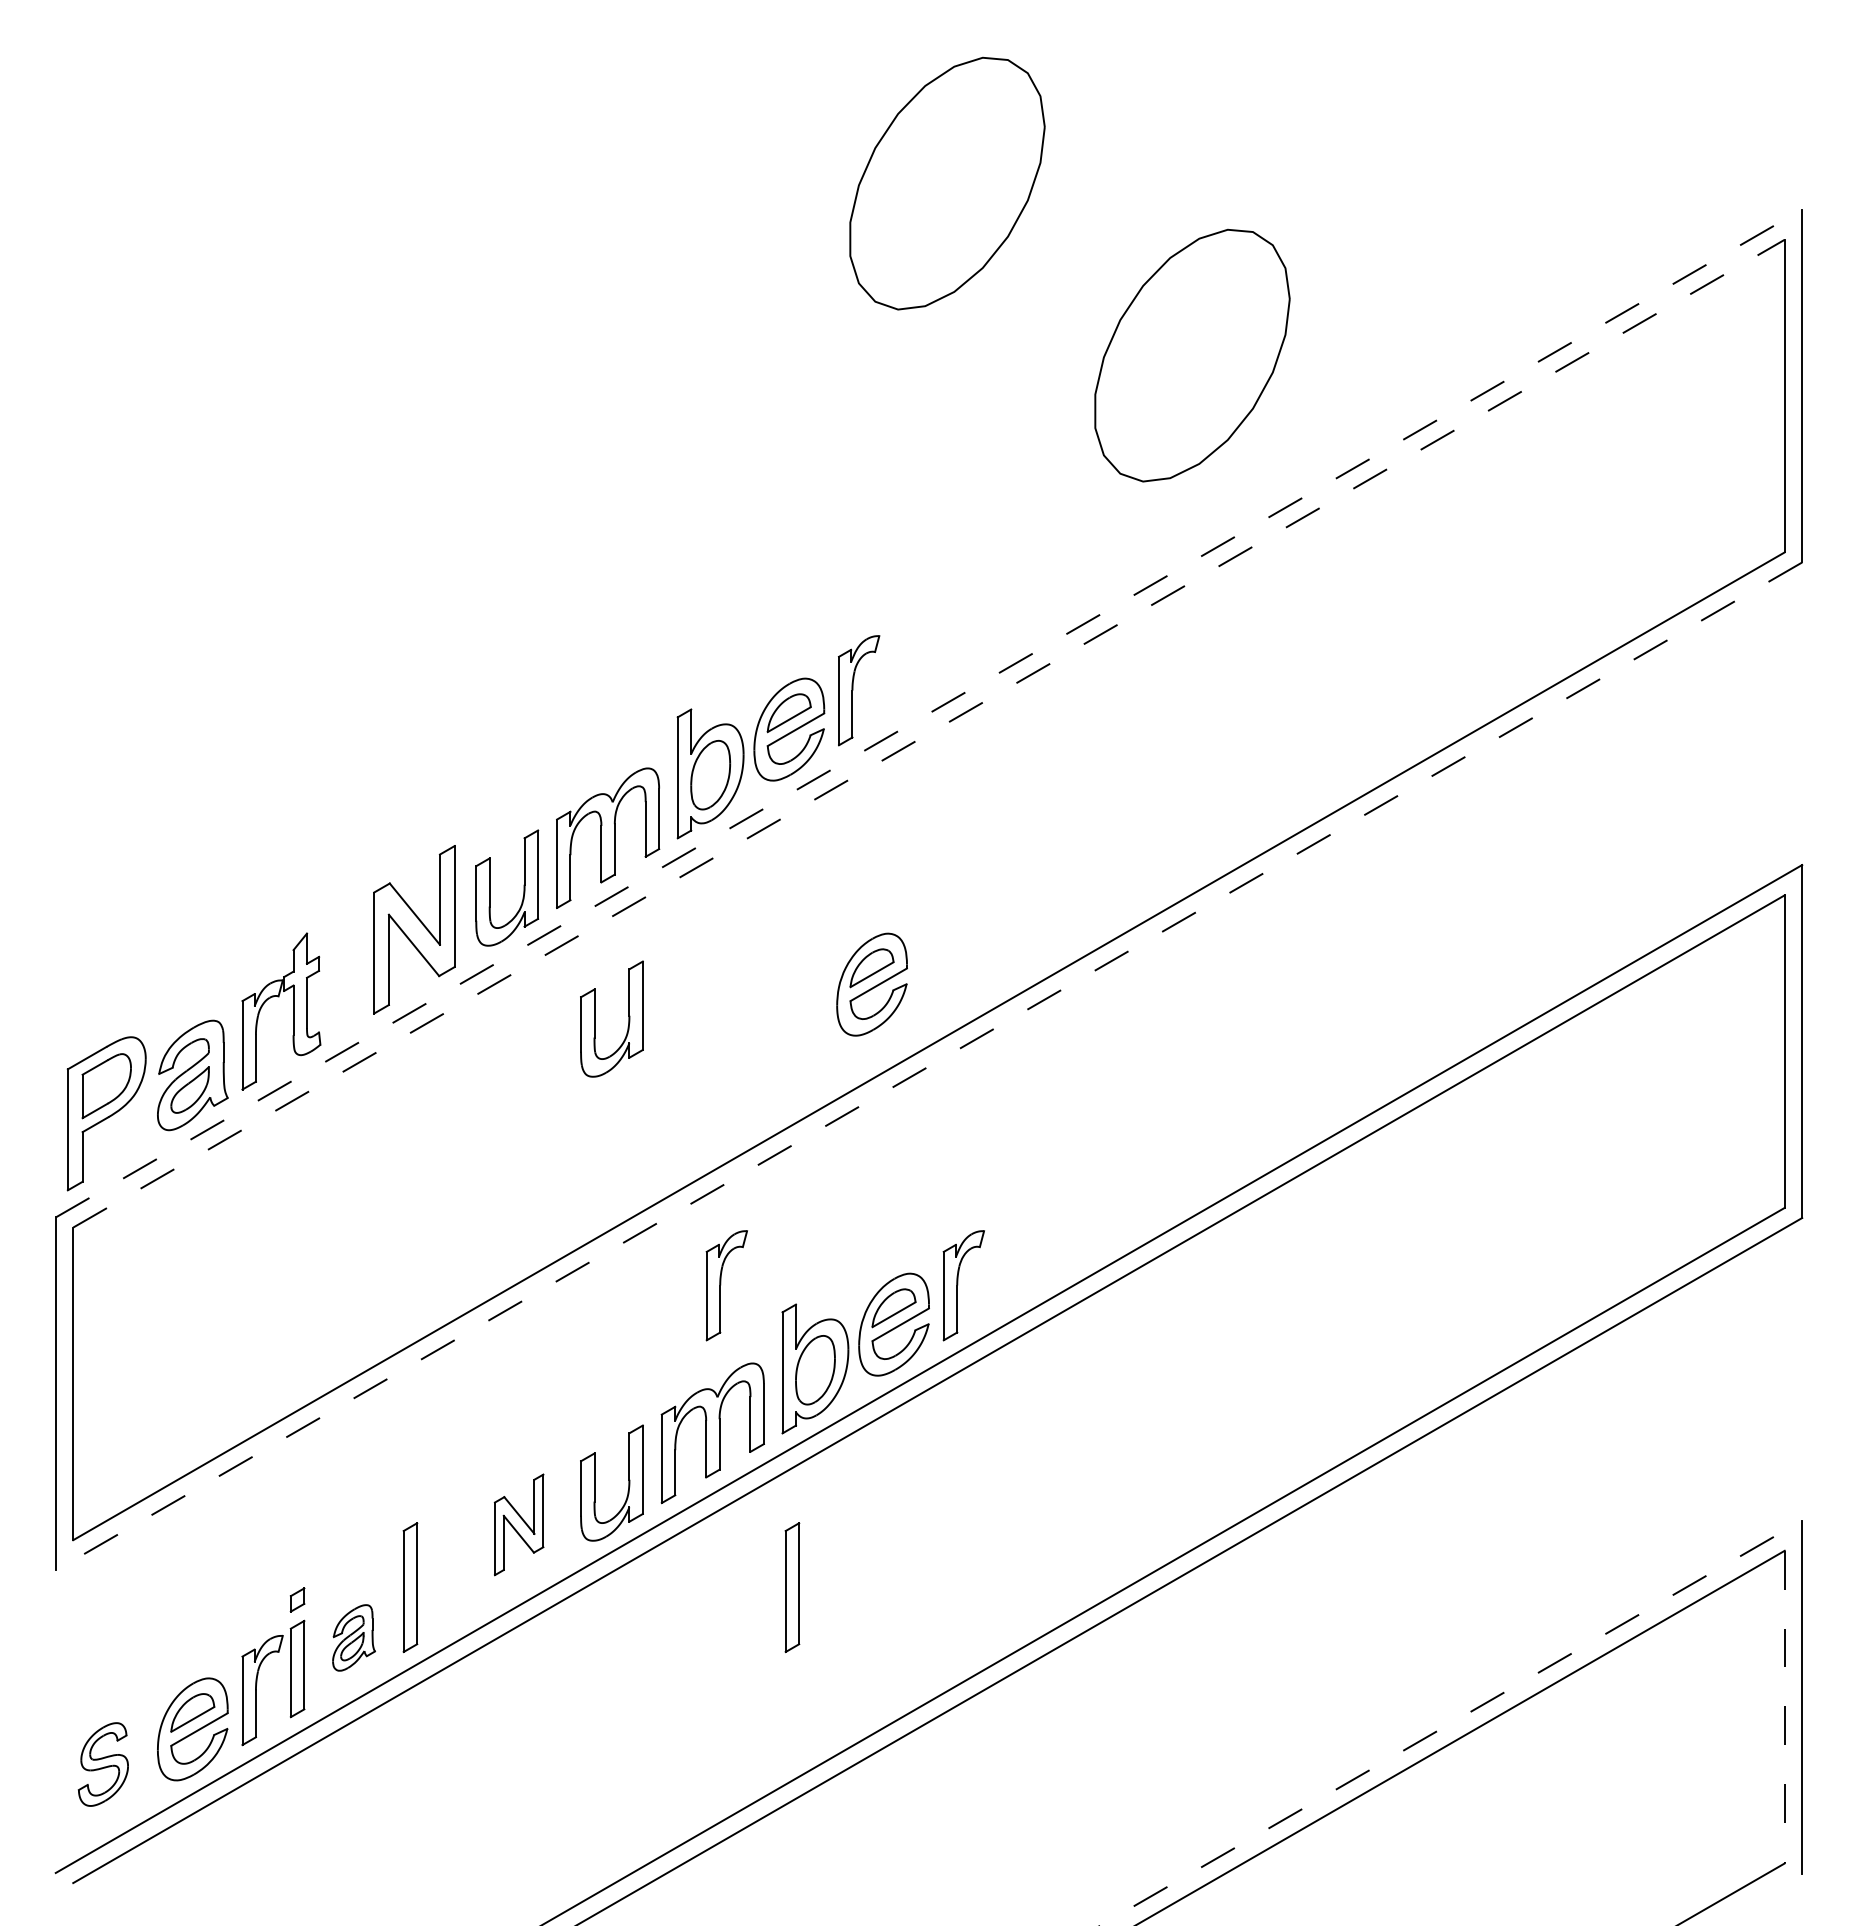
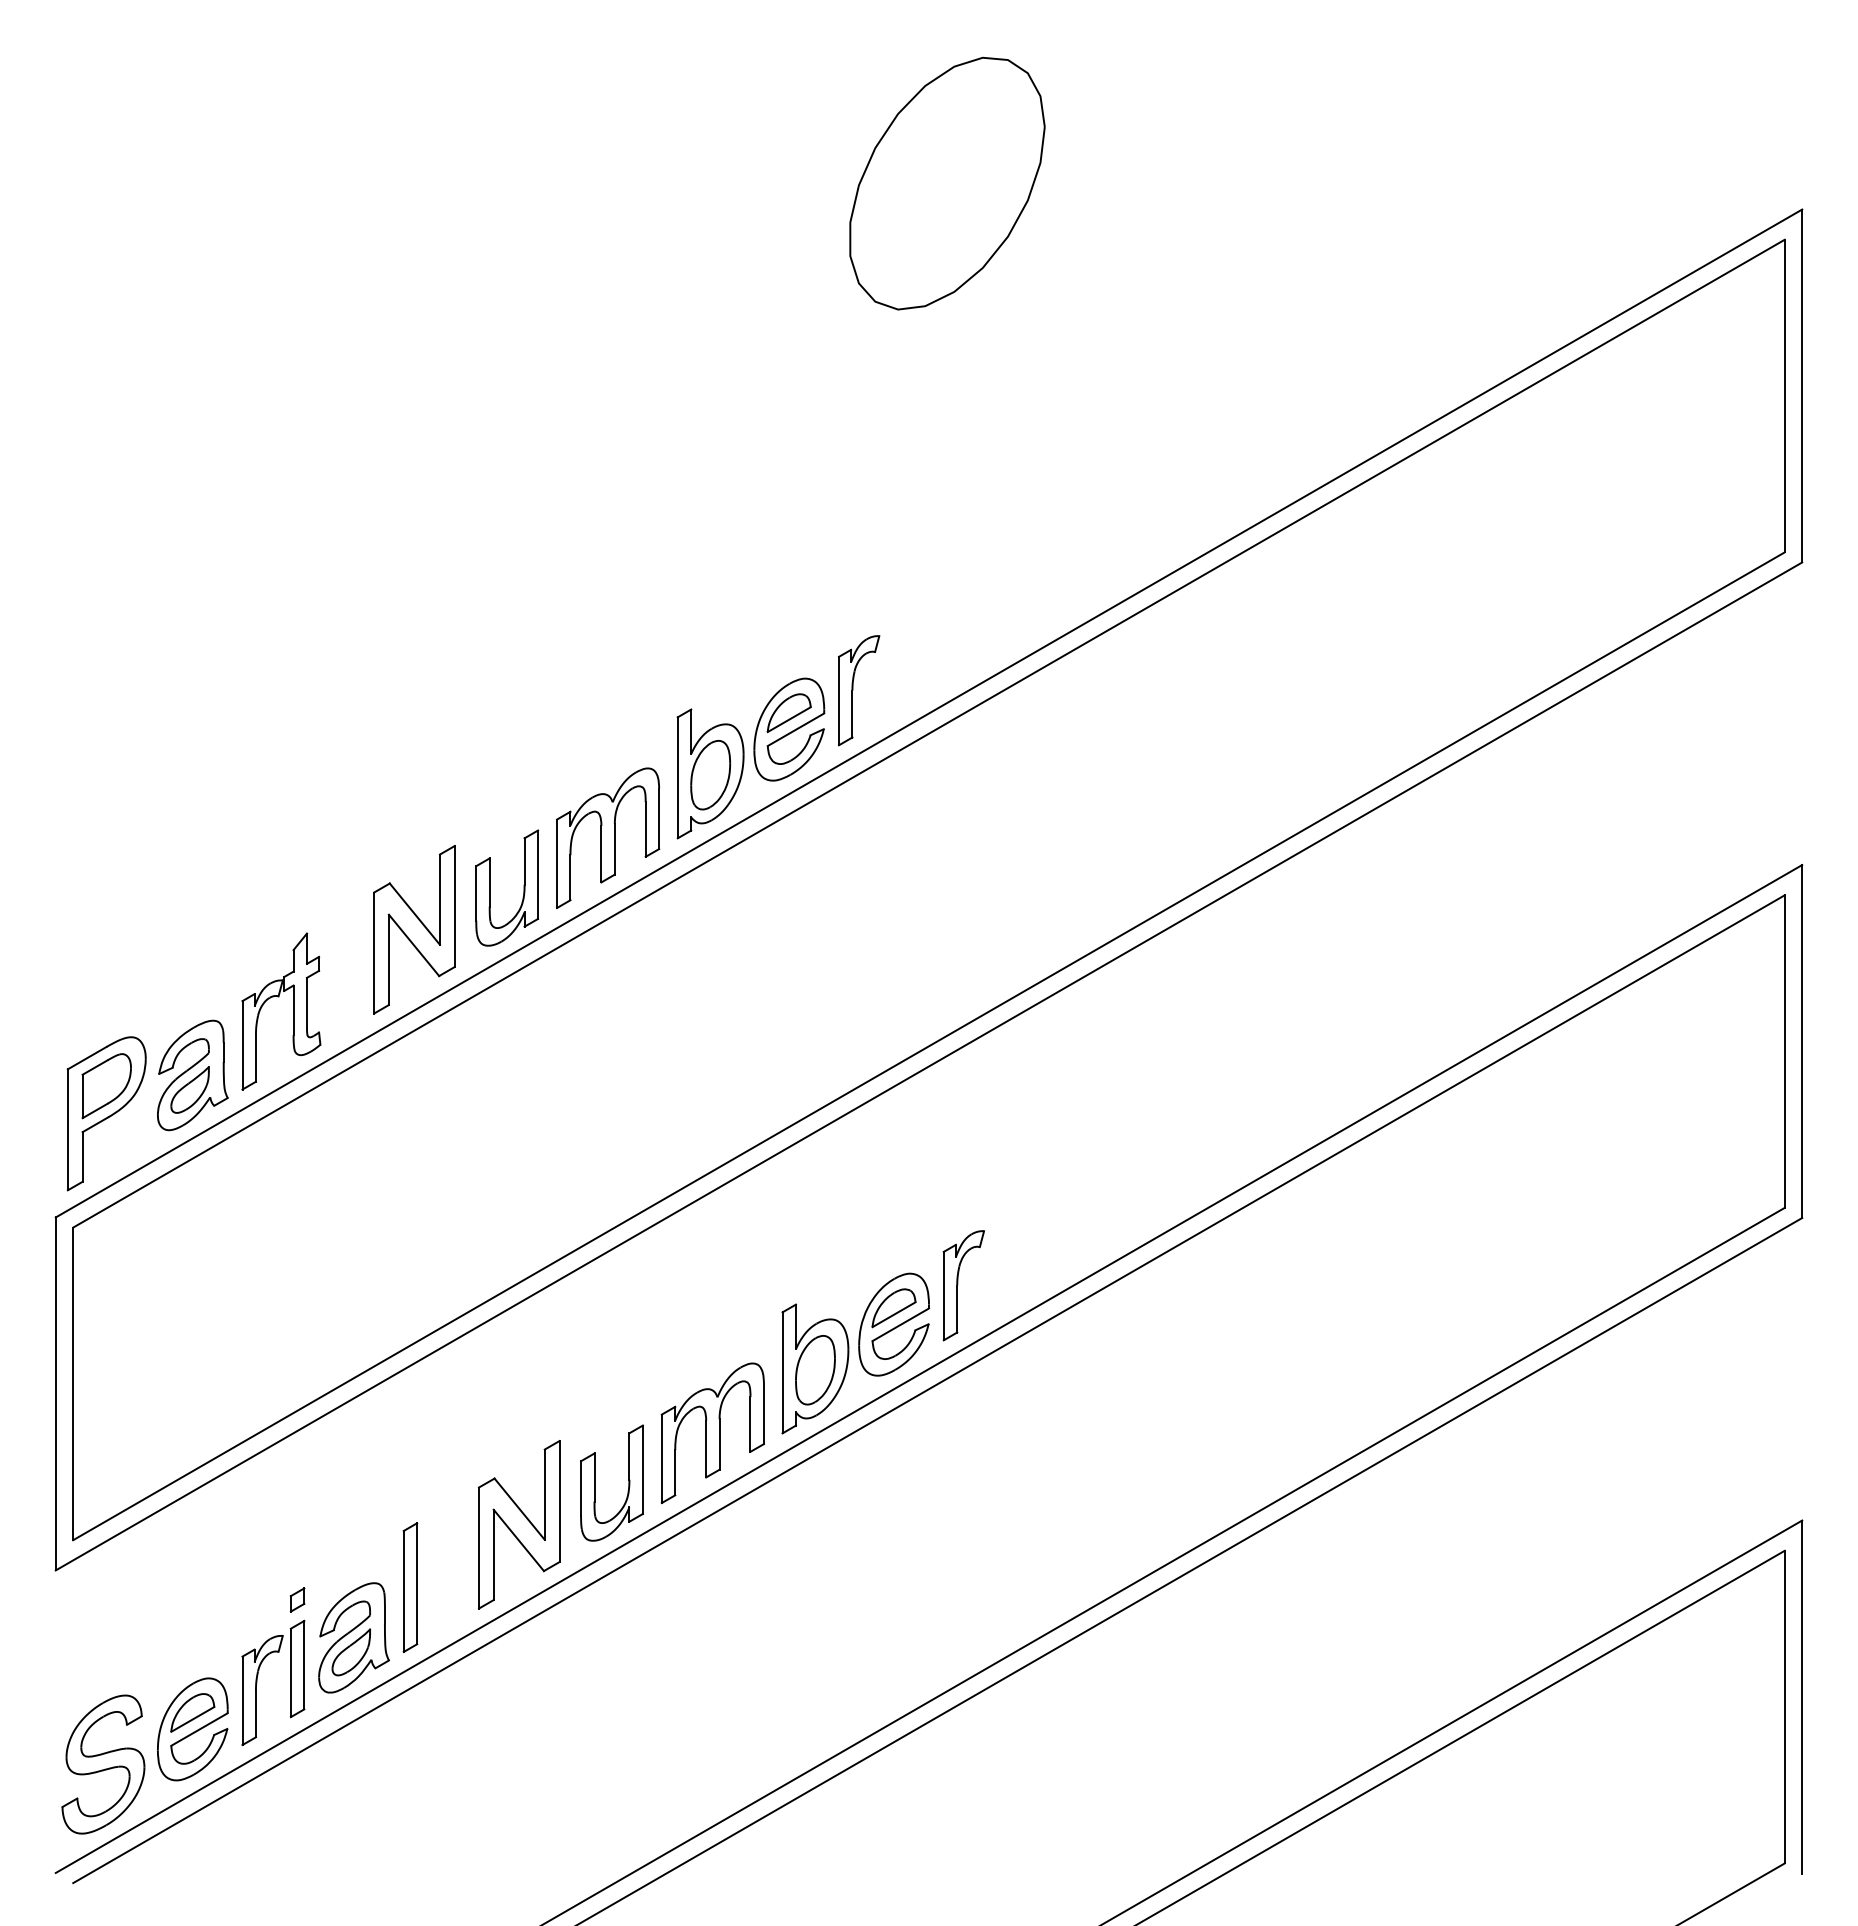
part: present -> none (1192, 355)
line: dashed -> solid (929, 713)
line: dashed -> solid (929, 733)
part: present -> none (871, 984)
part: present -> none (595, 1018)
line: dashed -> solid (928, 1066)
part: present -> none (726, 1285)
part size: 52x104 px -> 84x170 px (518, 1524)
part: present -> none (792, 1587)
part size: 44x68 px -> 72x112 px (353, 1637)
line: dashed -> solid (1784, 1707)
line: dashed -> solid (1451, 1722)
part size: 52x85 px -> 85x141 px (103, 1764)
